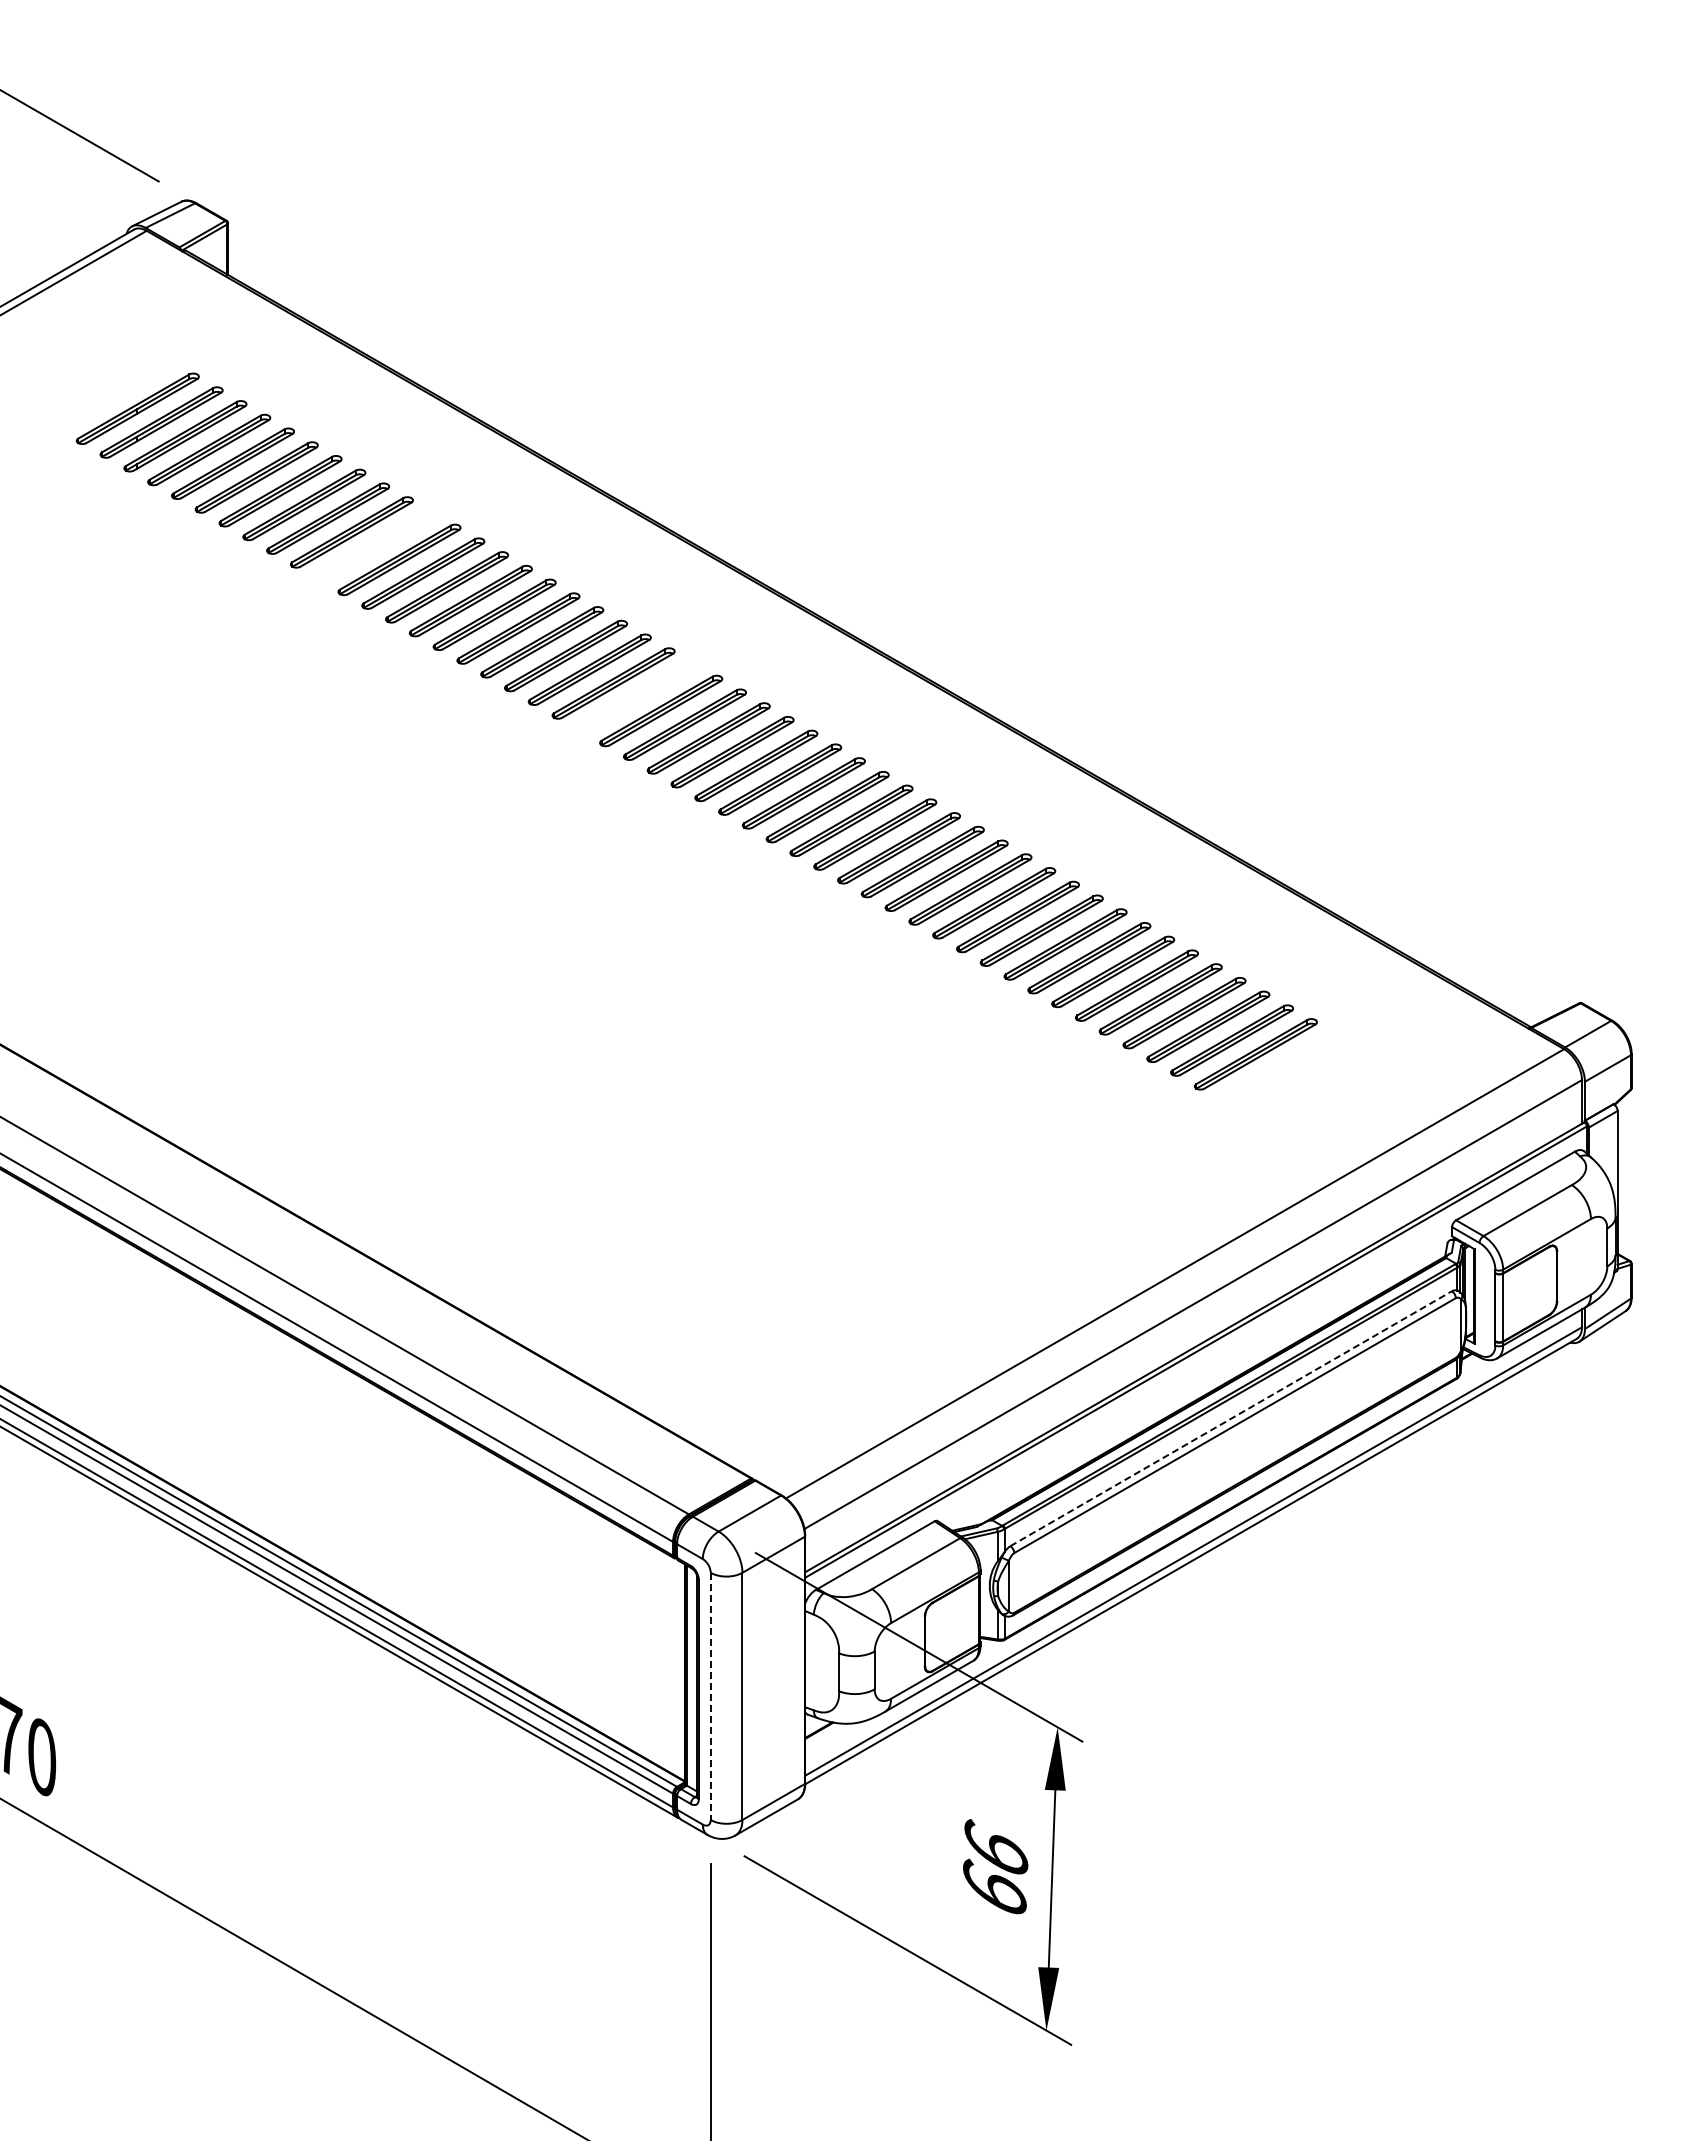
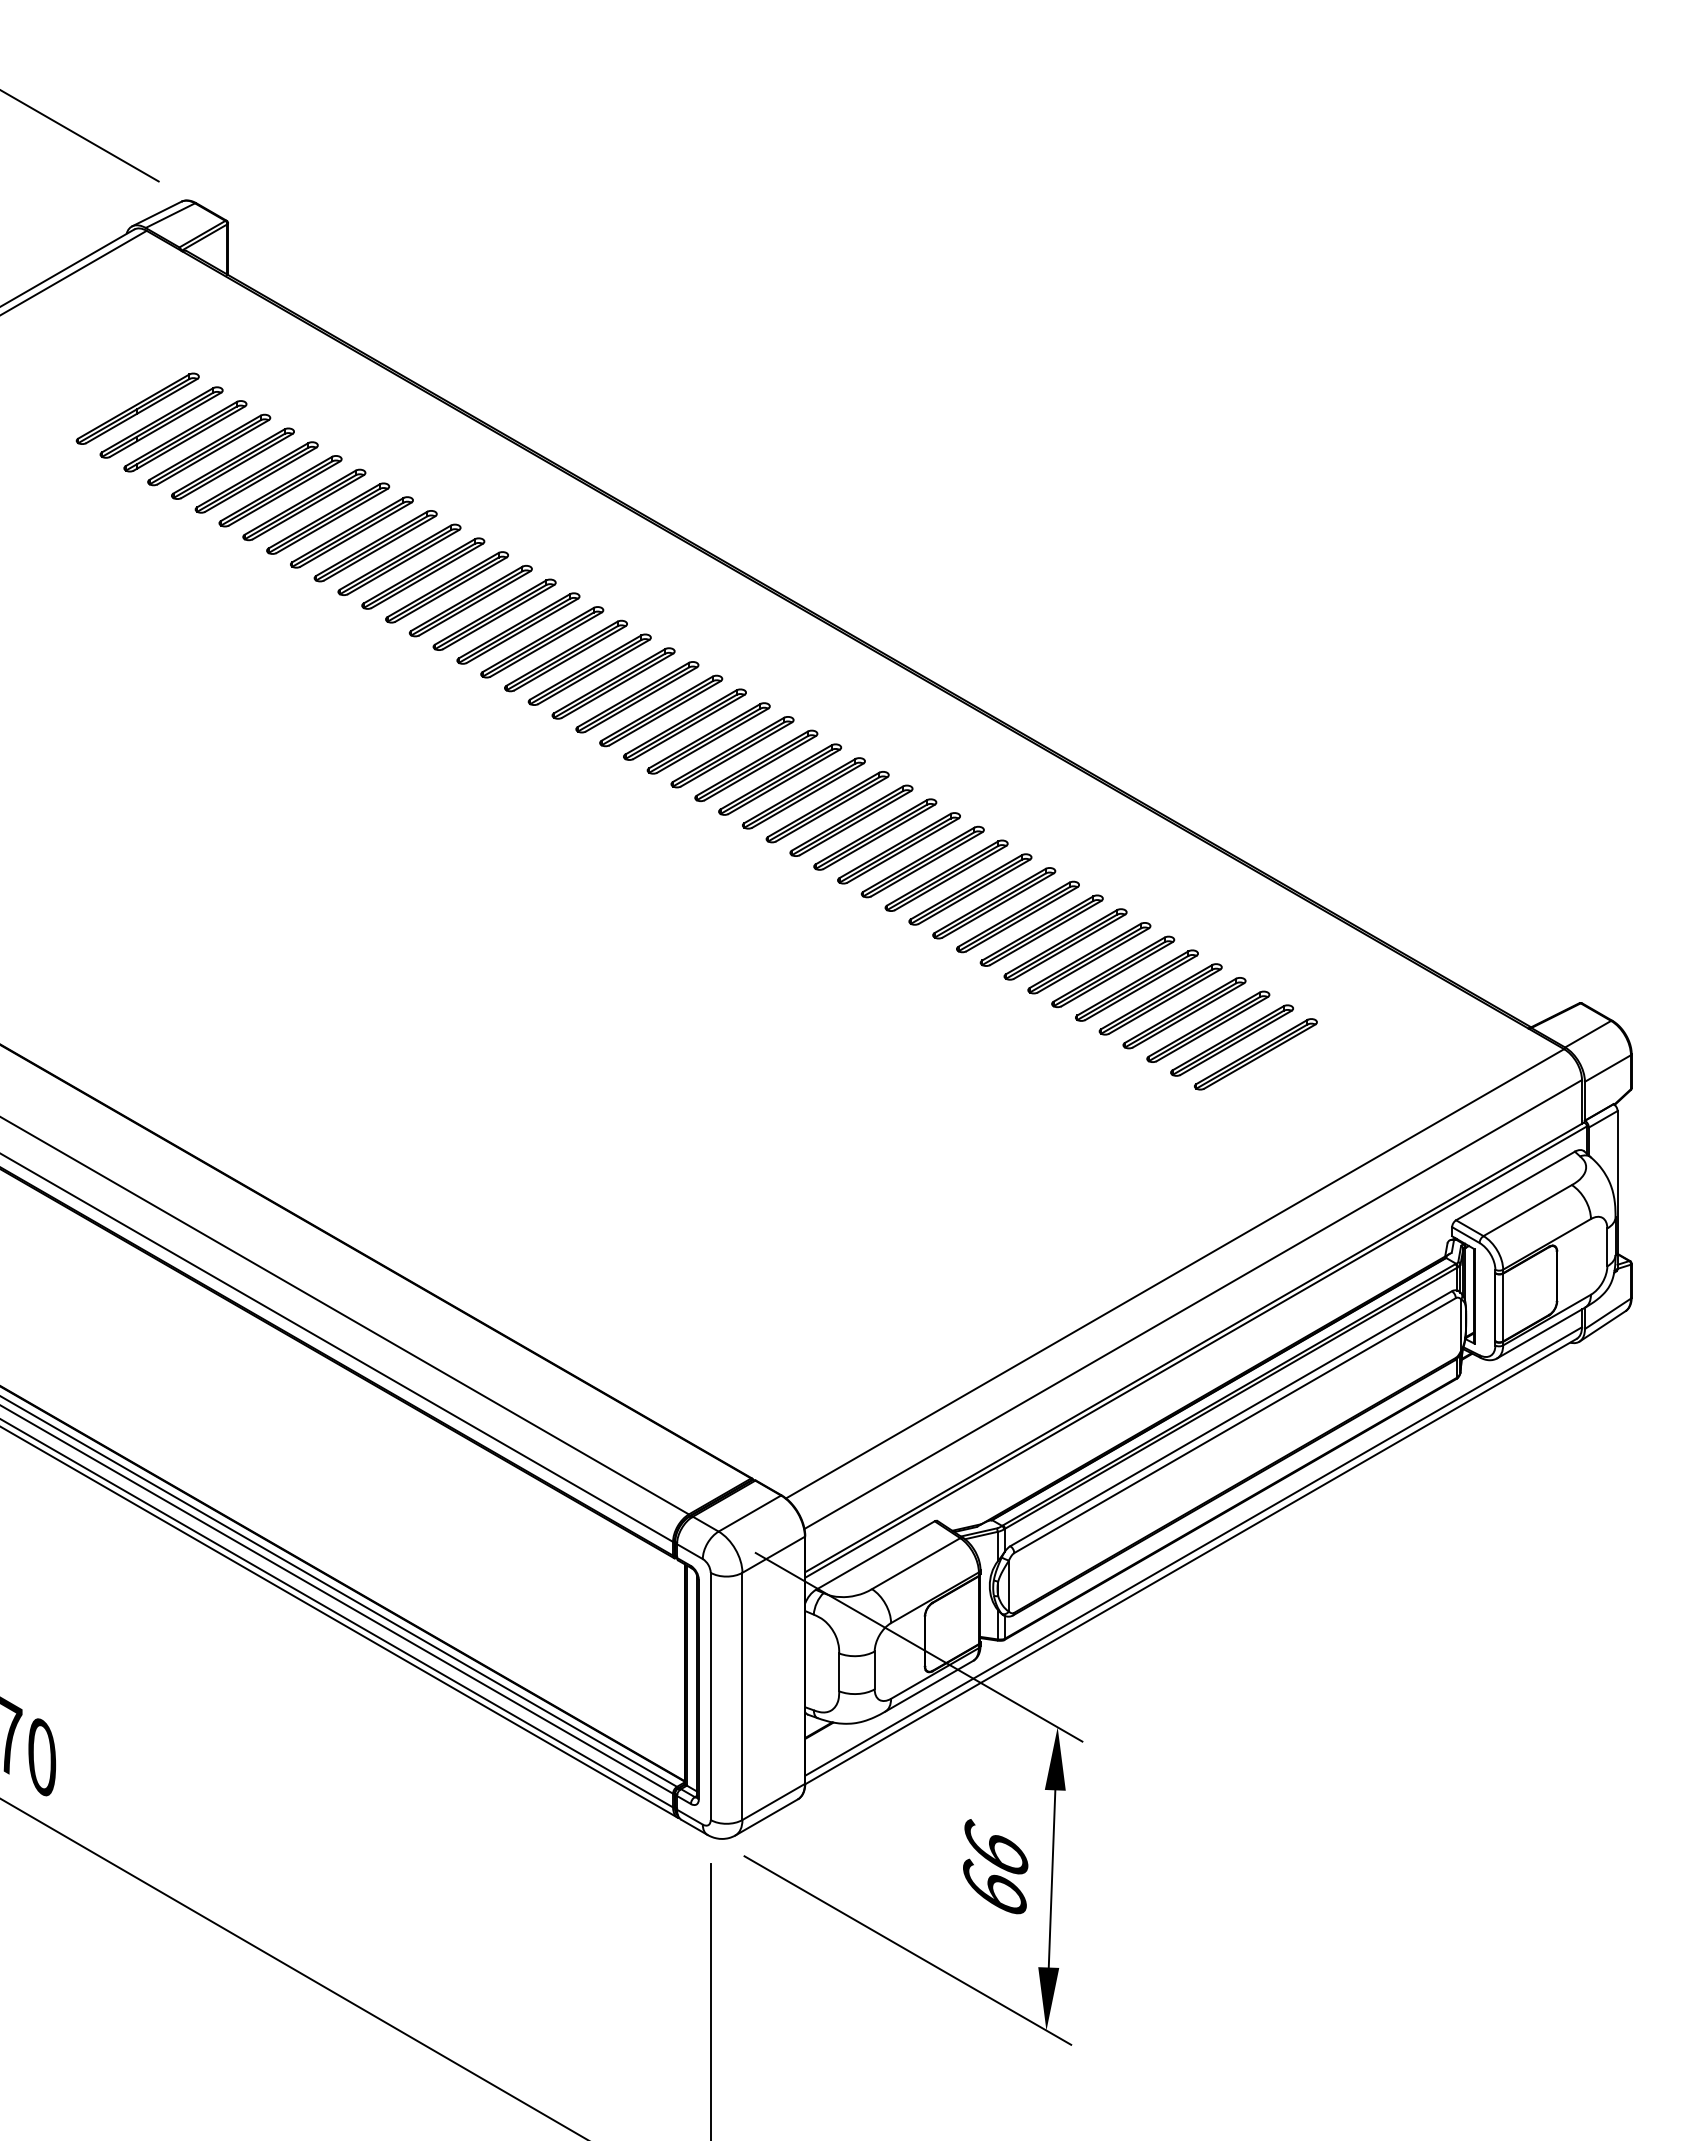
part: none -> present (375, 546)
part: none -> present (637, 697)
line: dashed -> solid (1231, 1418)
line: dashed -> solid (710, 1696)
